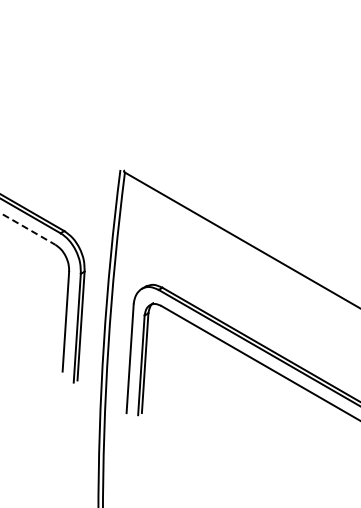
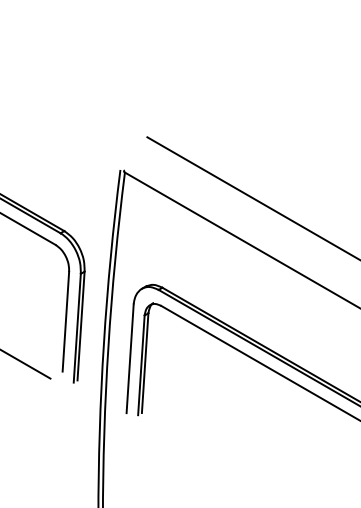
line: none -> present (252, 197)
line: dashed -> solid (27, 228)
line: none -> present (26, 364)
